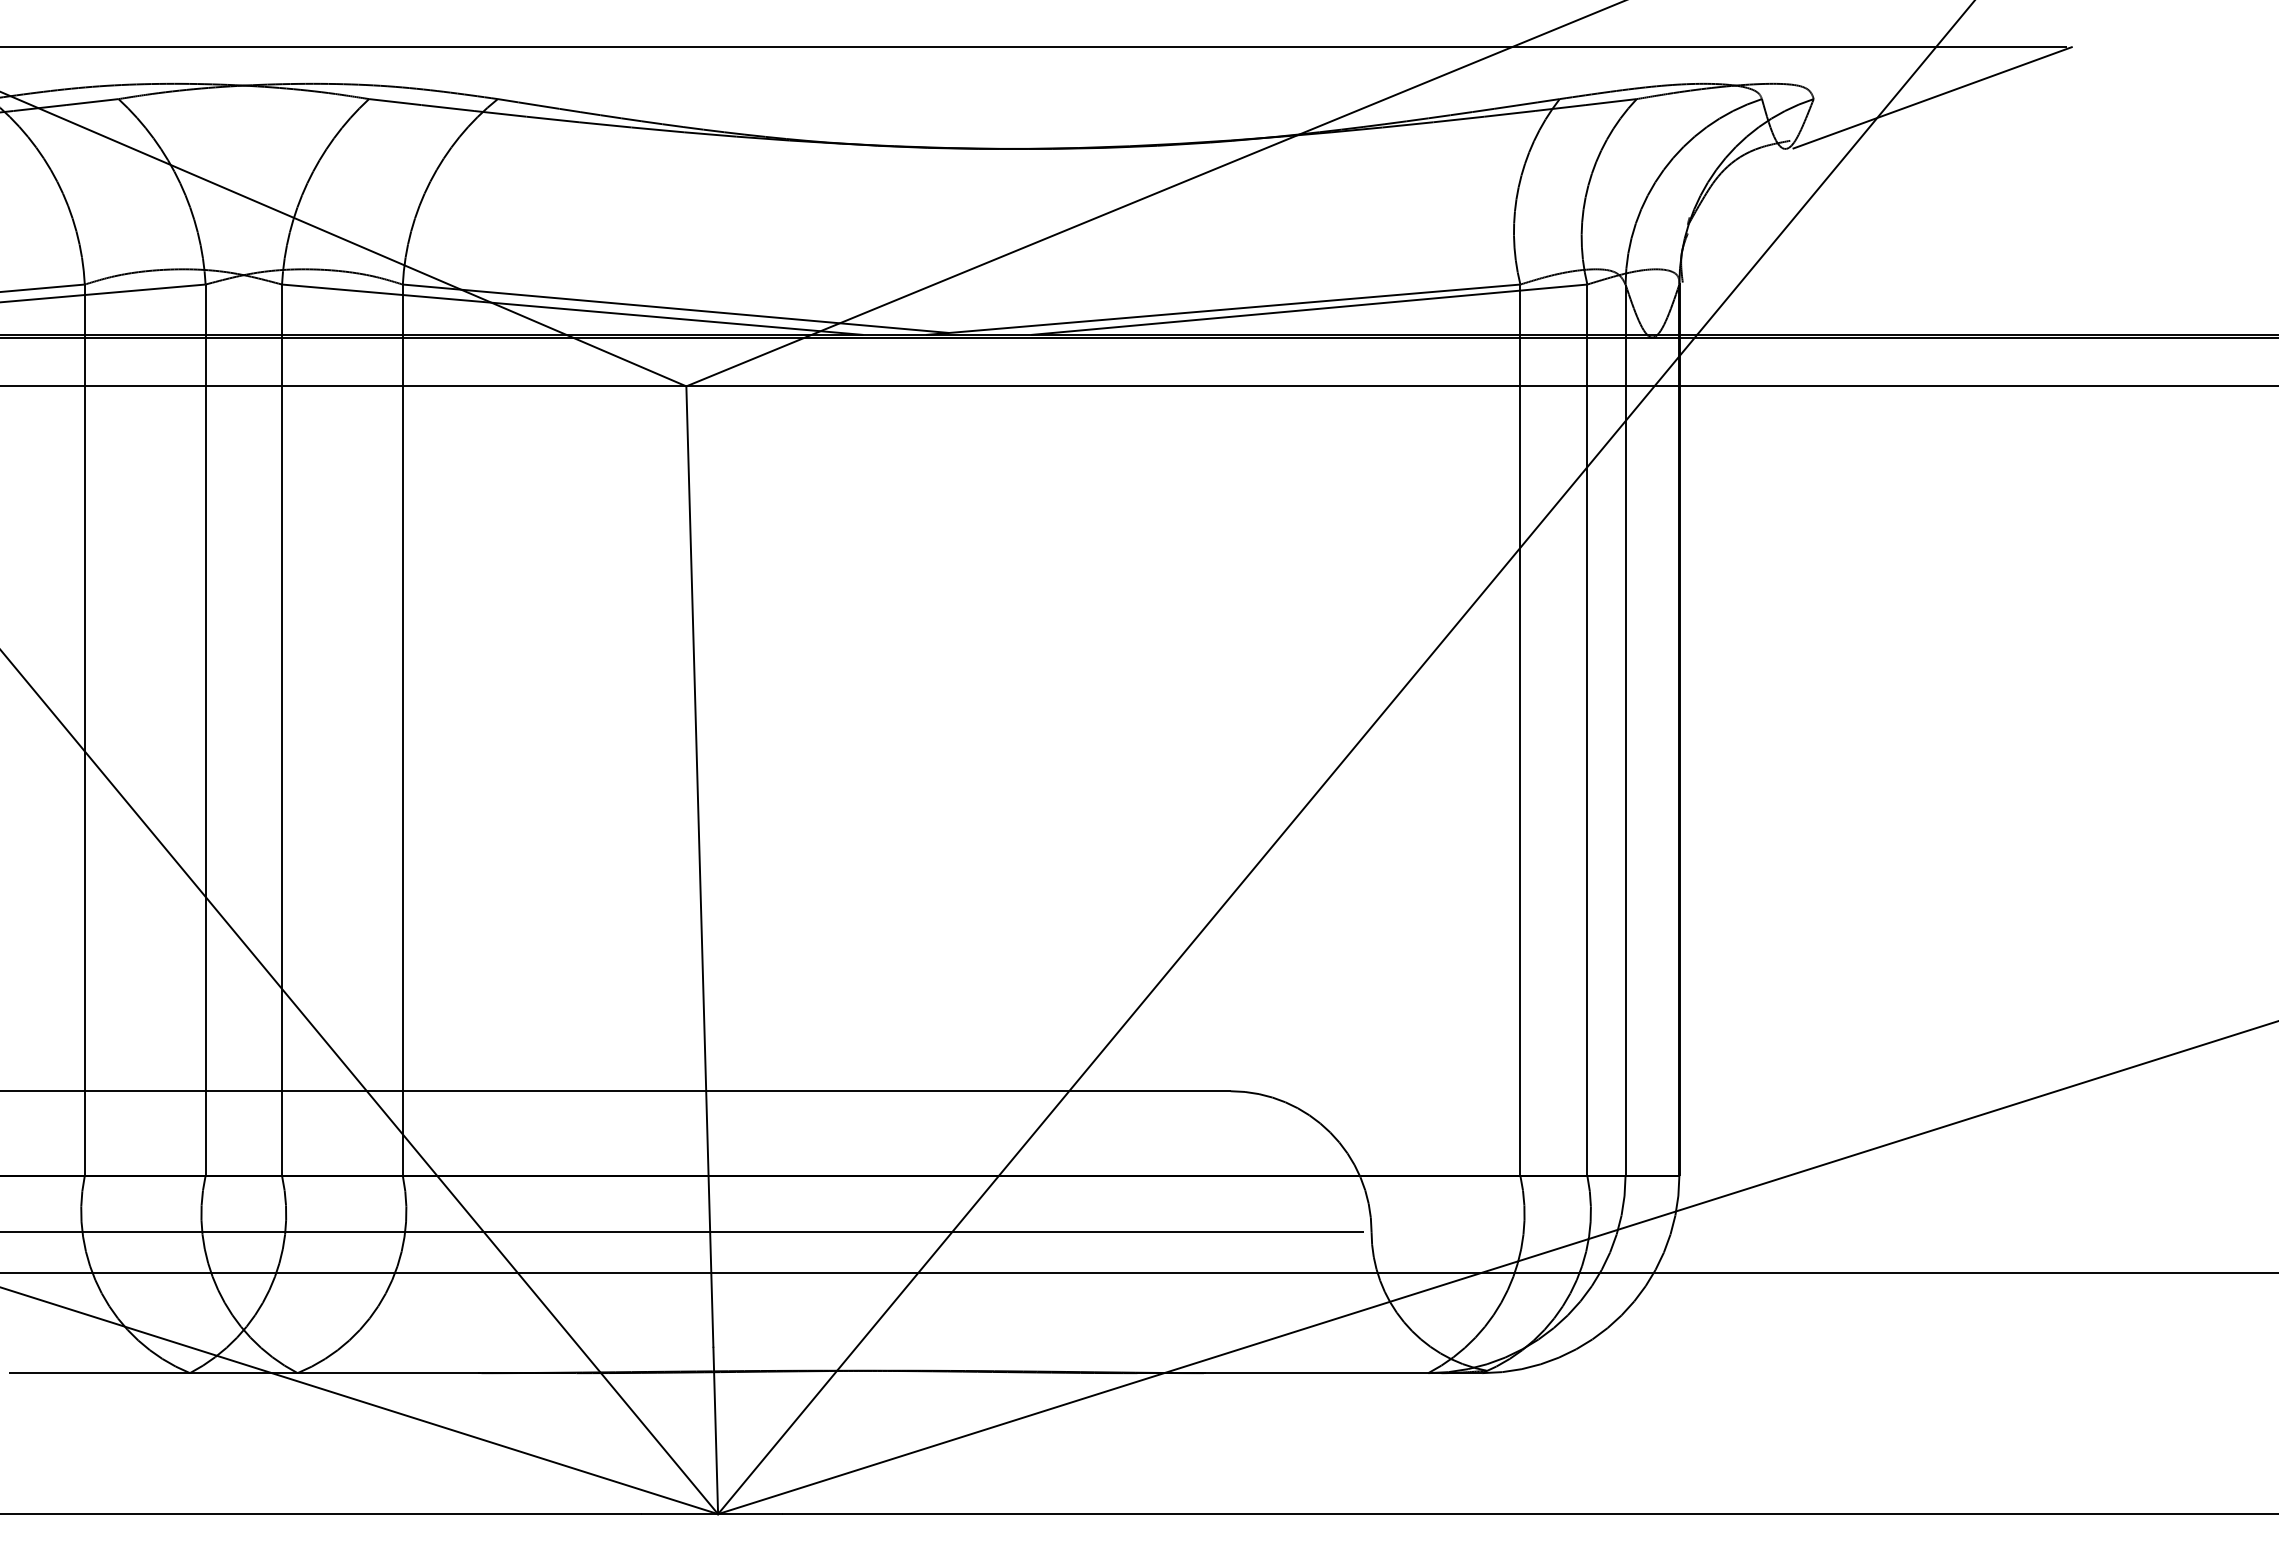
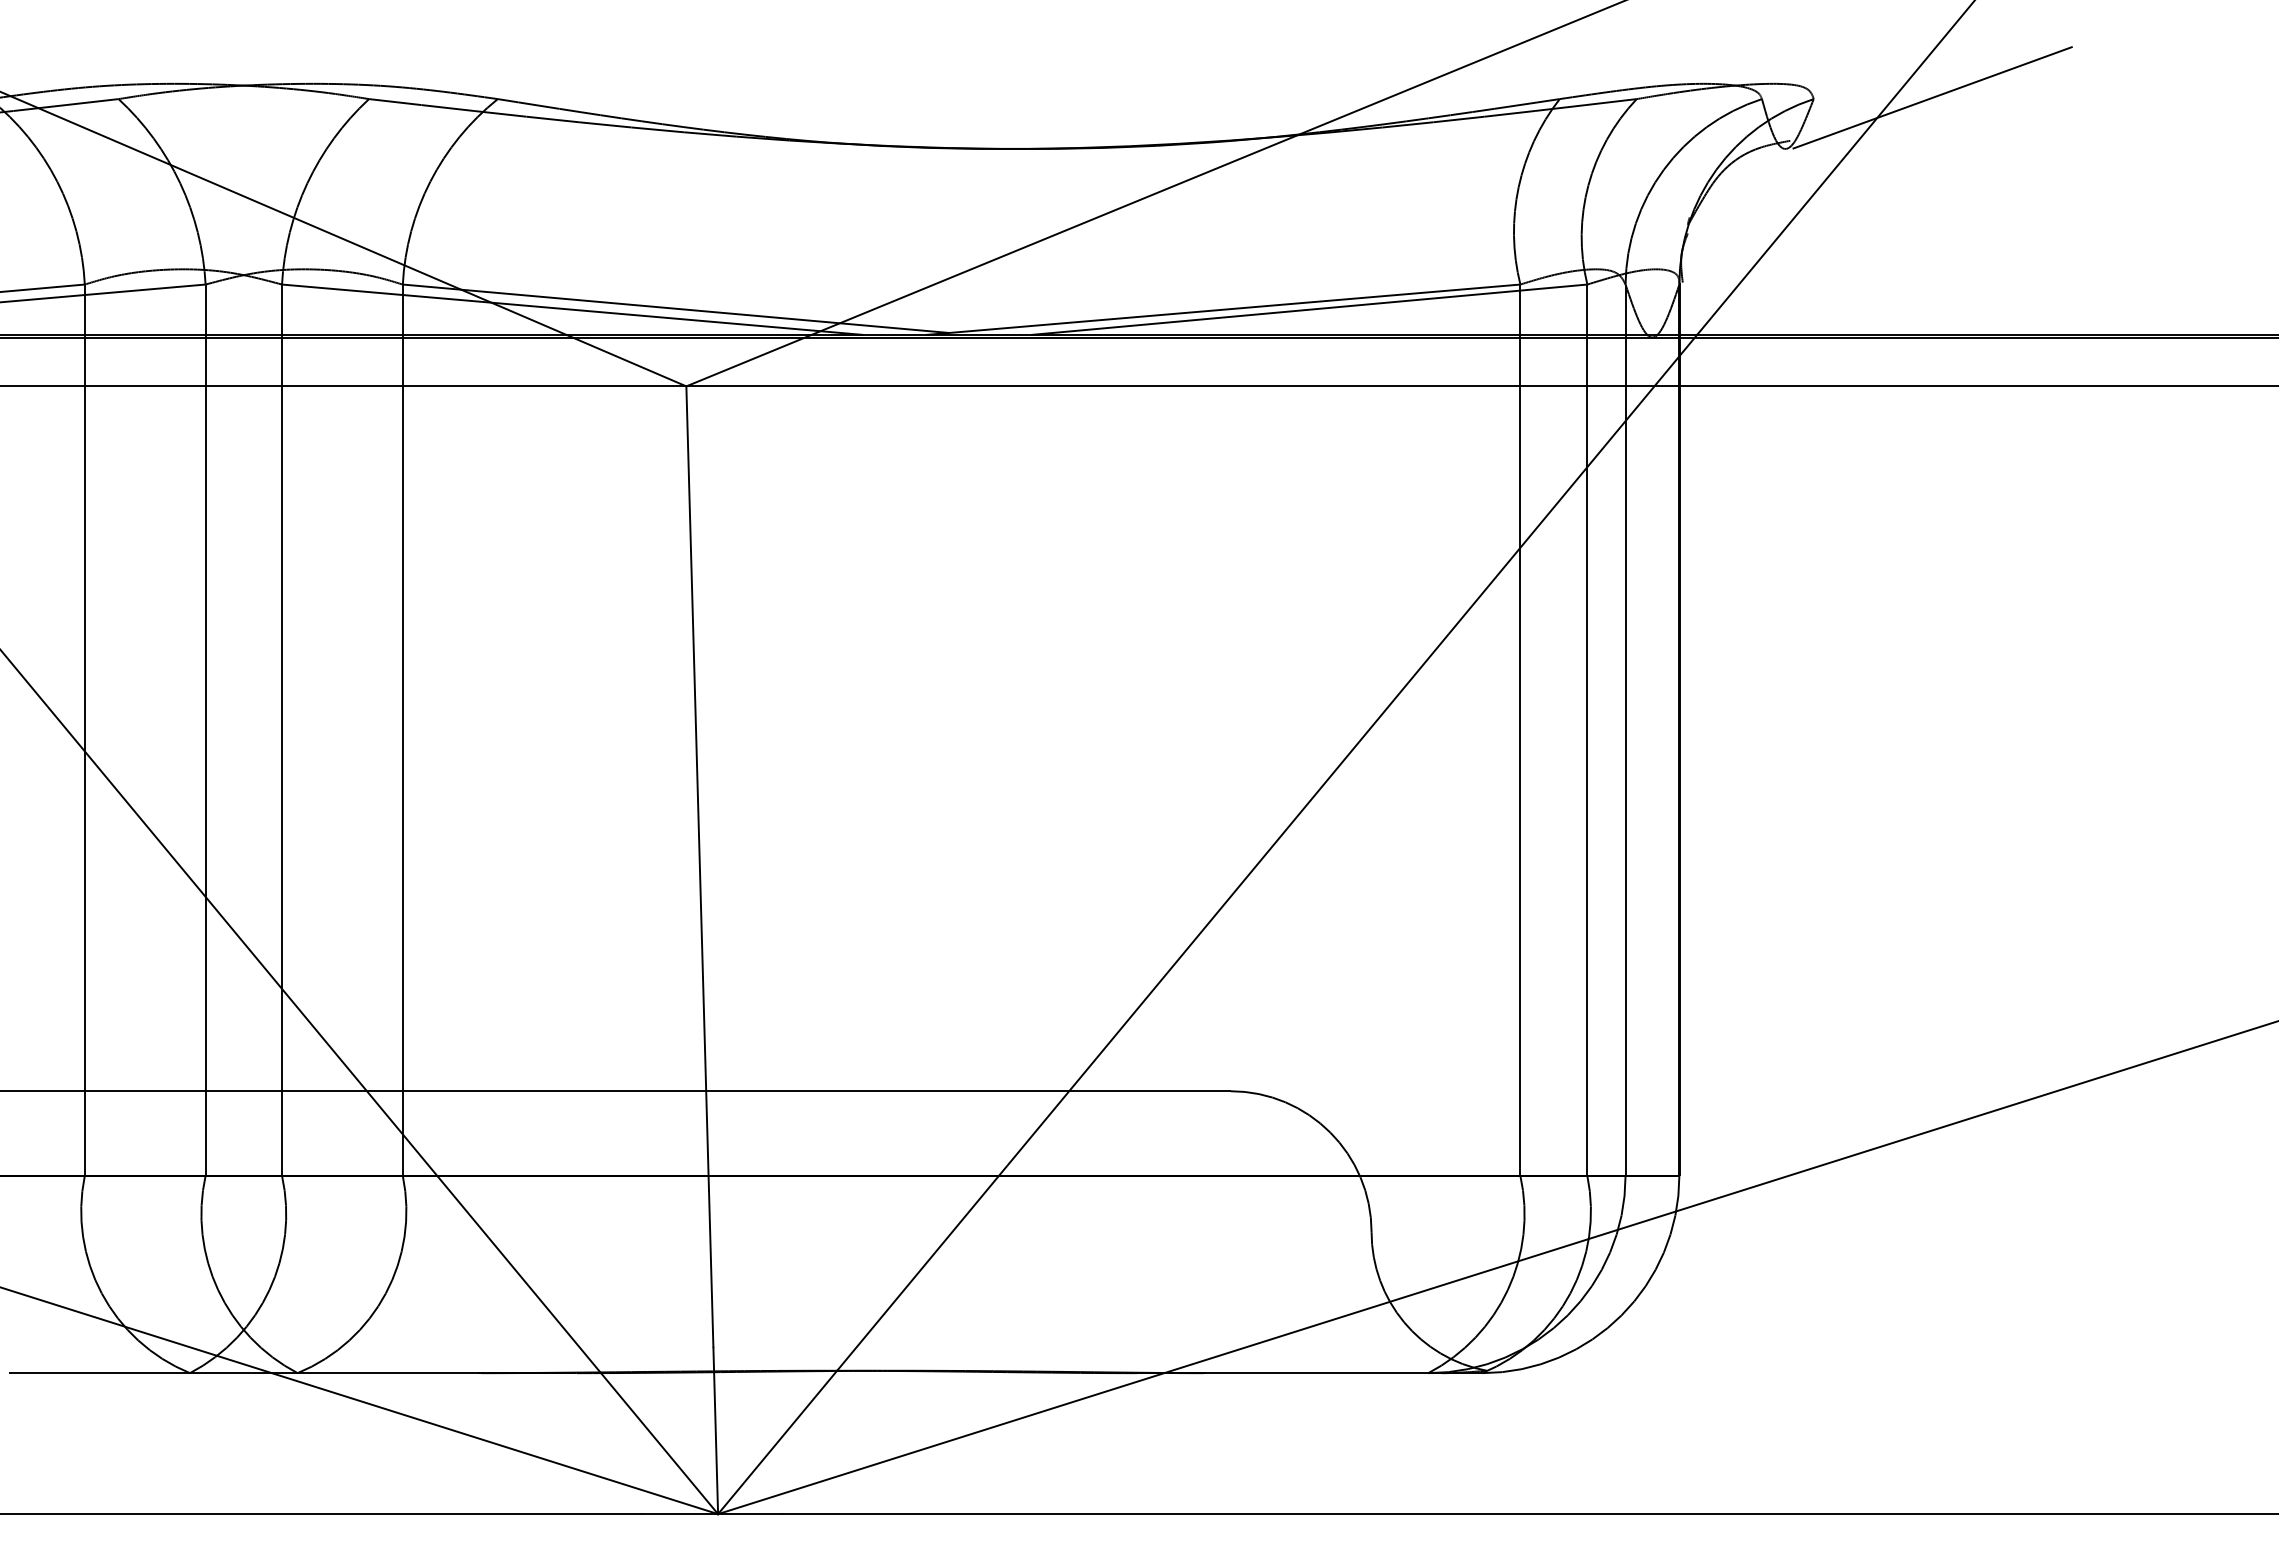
line: present -> none (1034, 46)
line: present -> none (683, 1232)
line: present -> none (1138, 1272)
